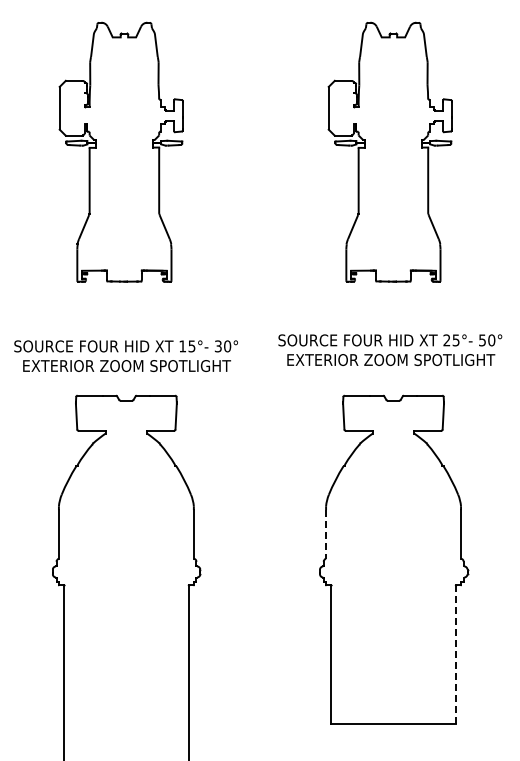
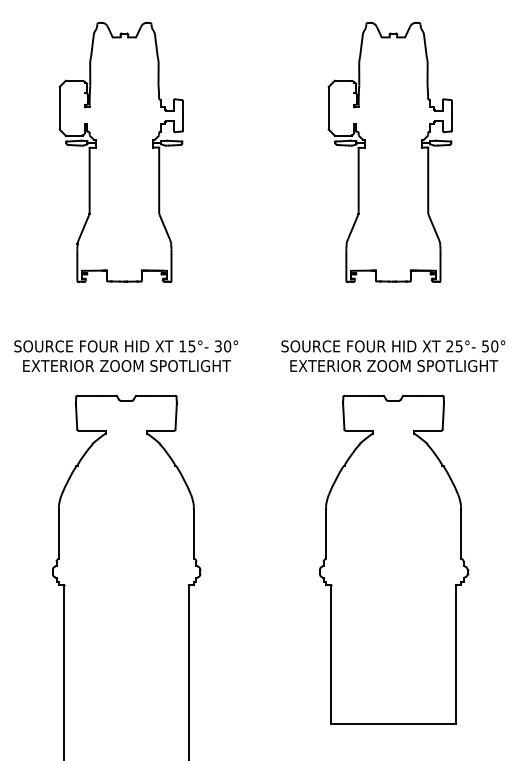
text position: (390, 349) -> (393, 355) (393, 355)
line: dashed -> solid (326, 534)
line: dashed -> solid (455, 654)
